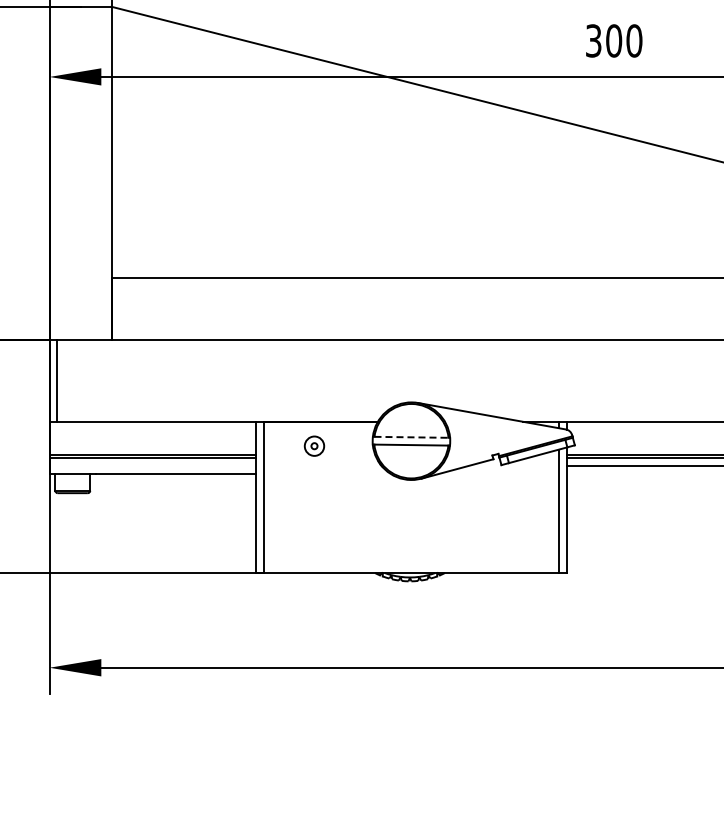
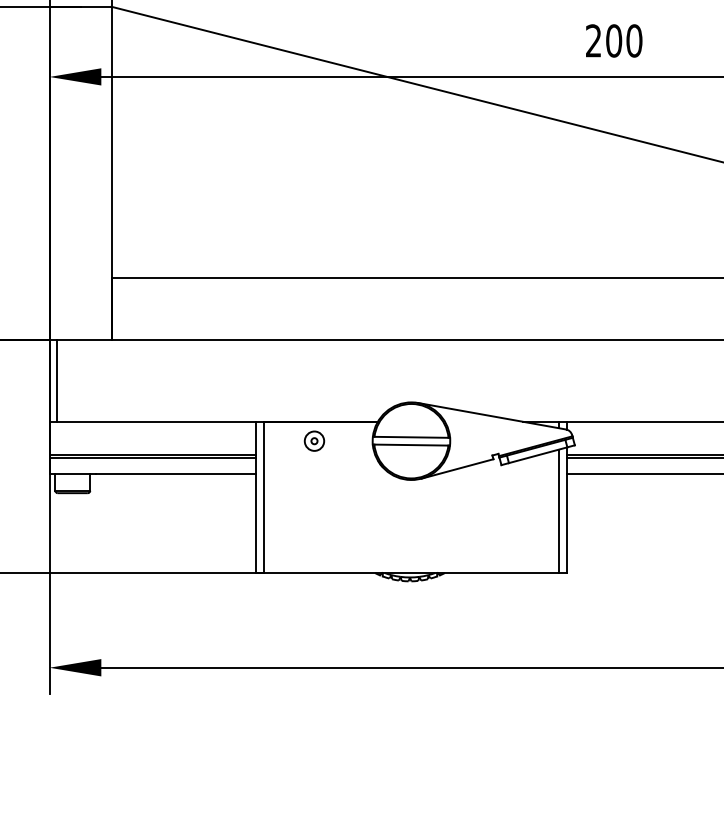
text: 300 -> 200 (593, 40)
line: dashed -> solid (412, 437)
part position: (314, 445) -> (314, 440) (314, 440)
line position: (643, 466) -> (643, 474) (643, 474)
